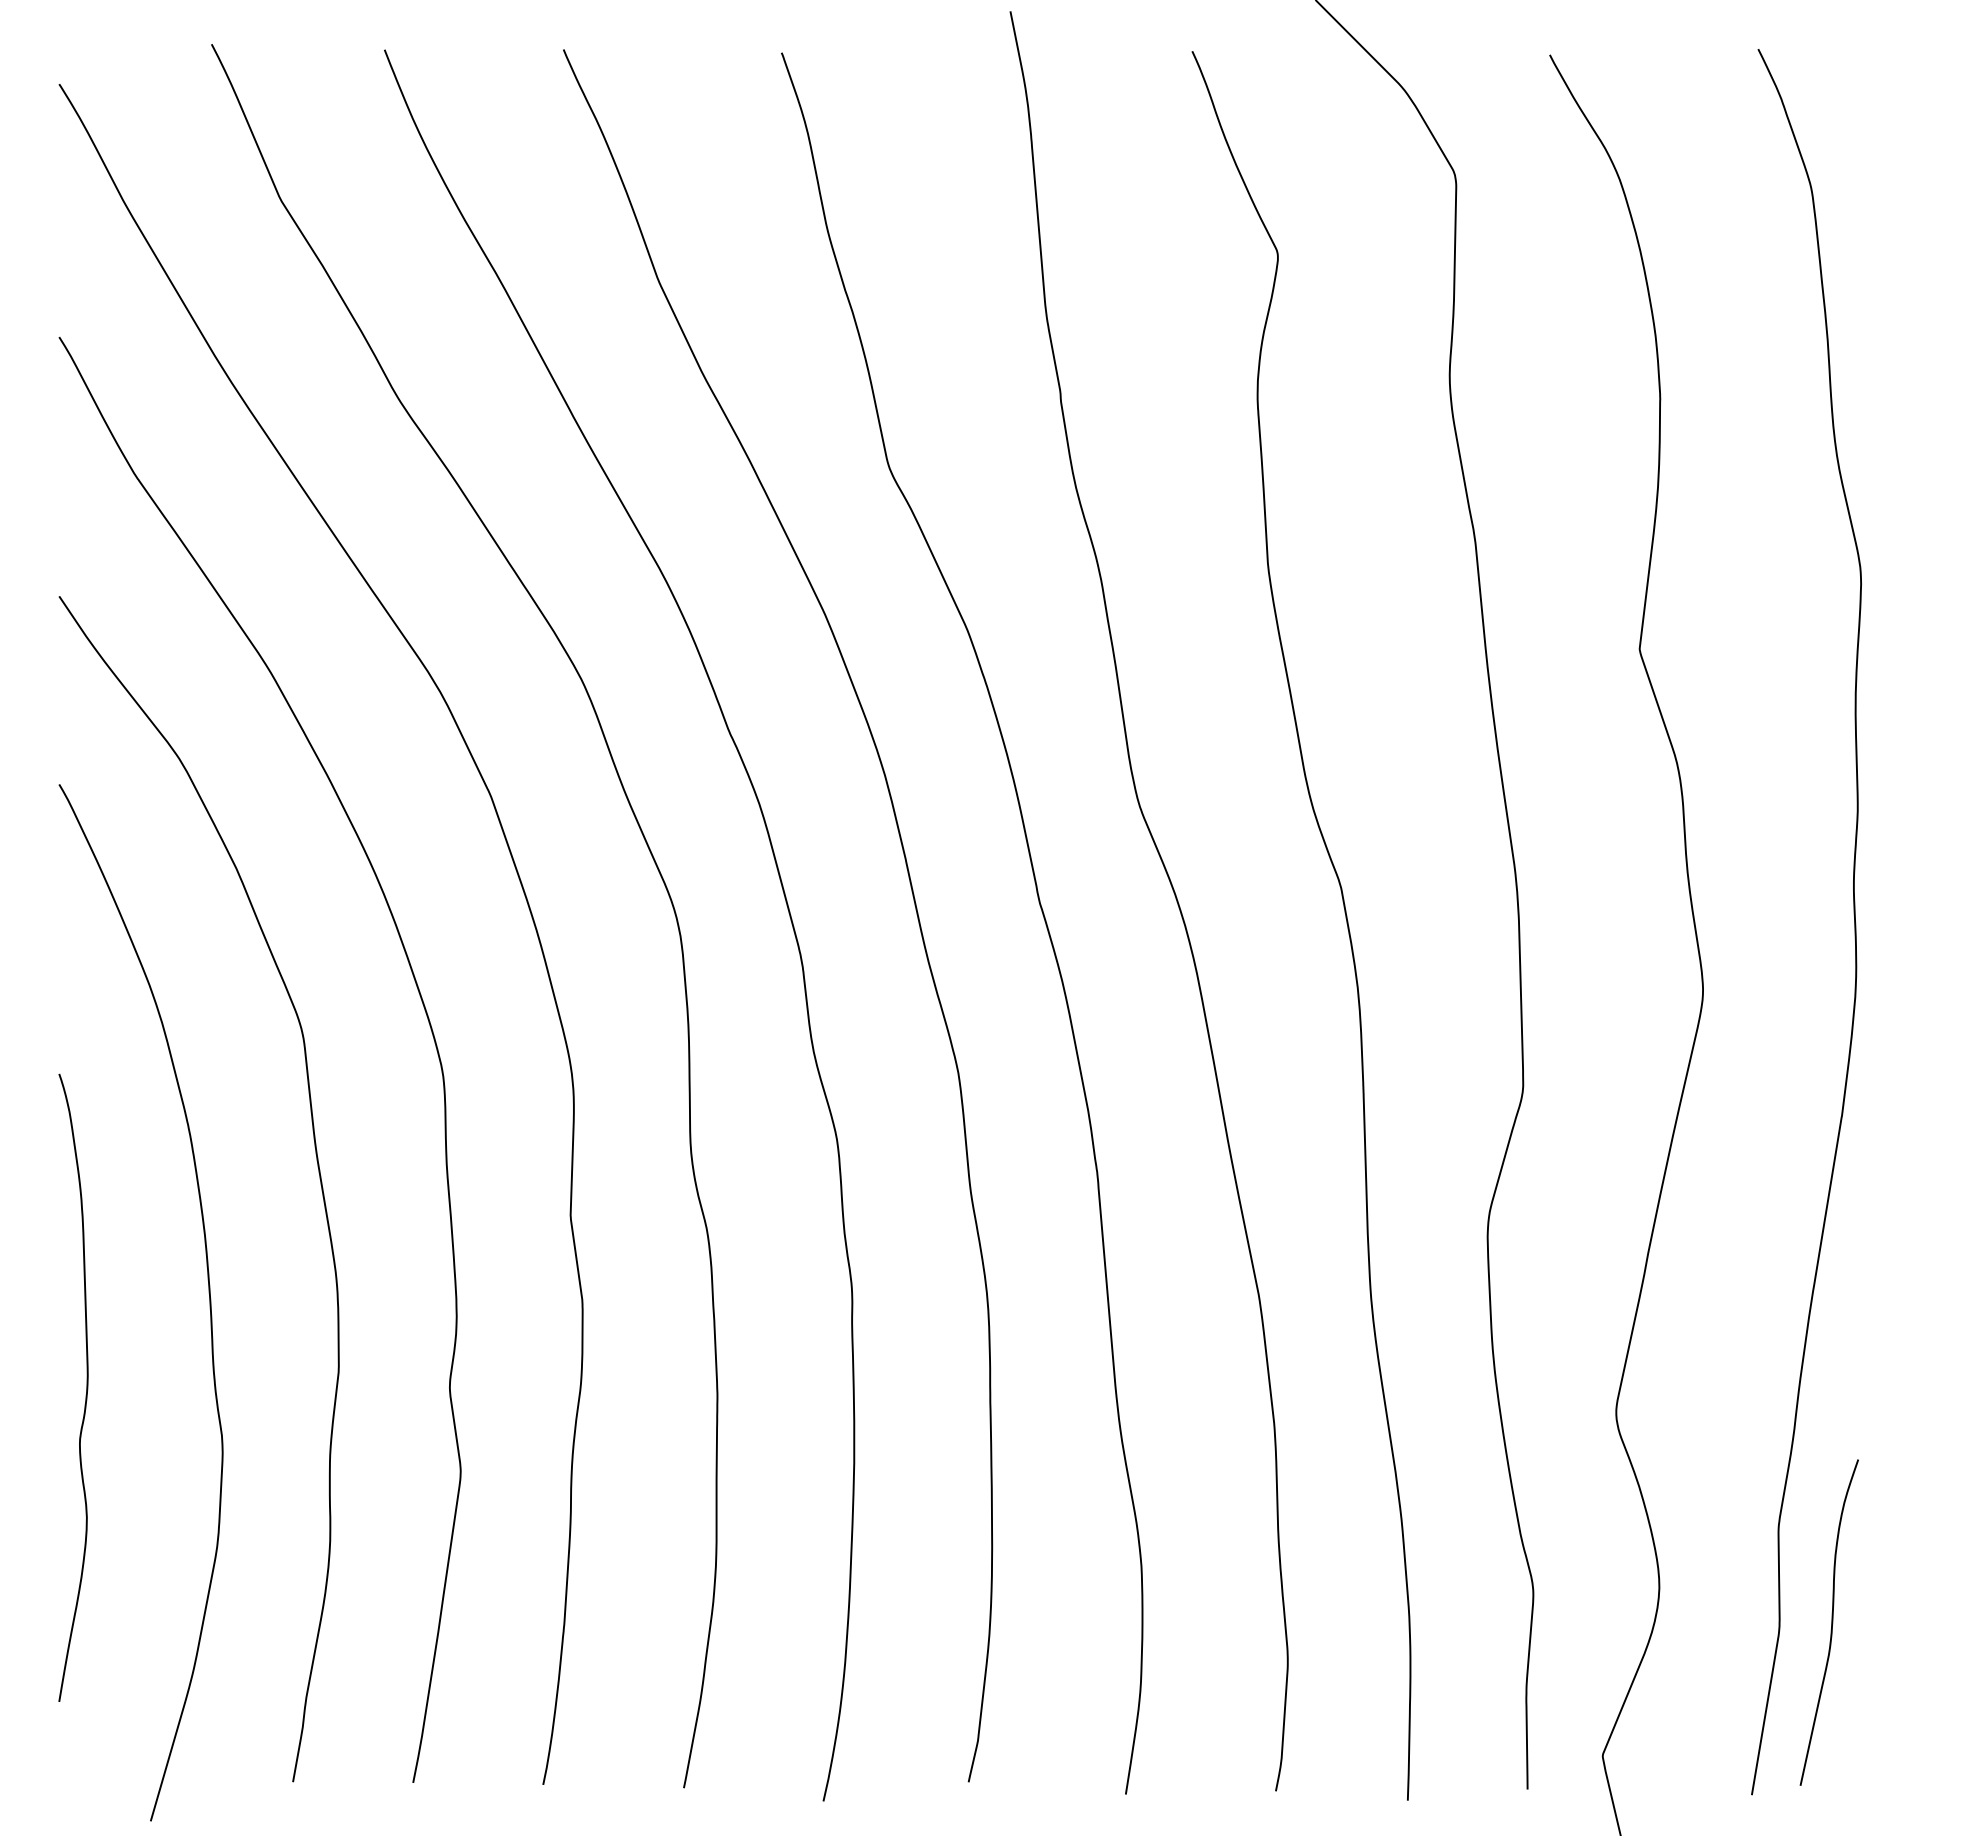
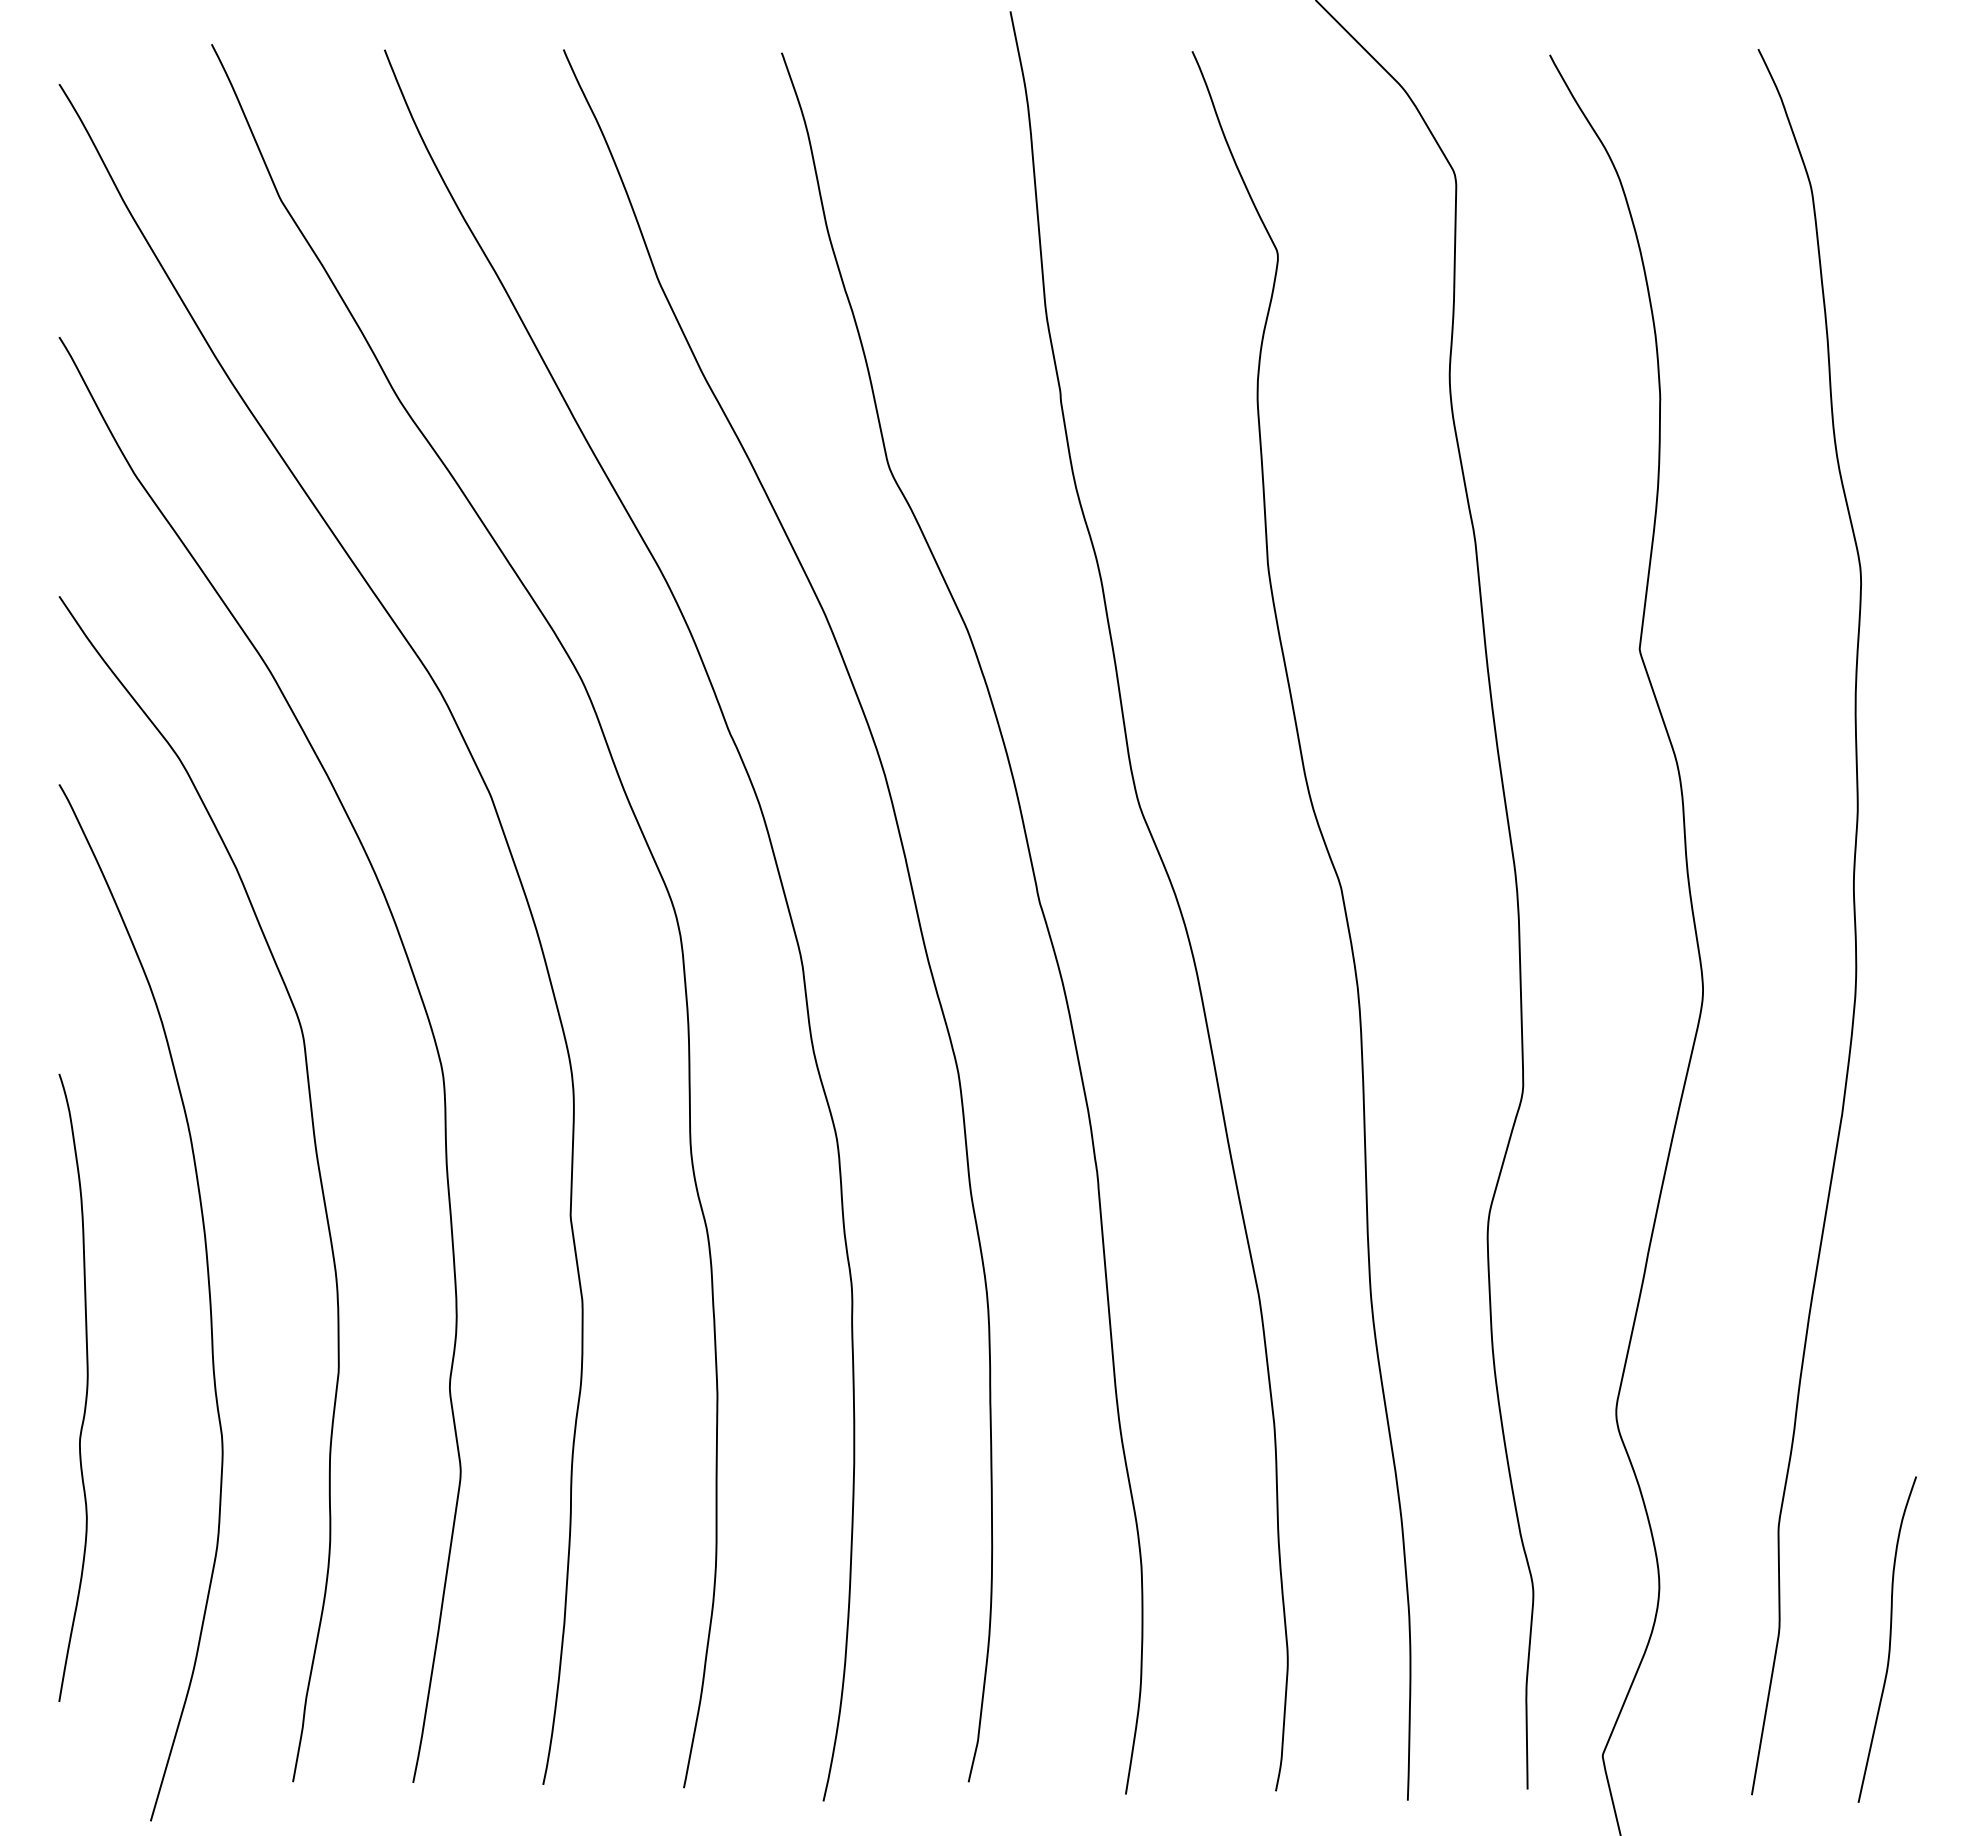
curve position: (1831, 1622) -> (1889, 1639) (1889, 1639)
